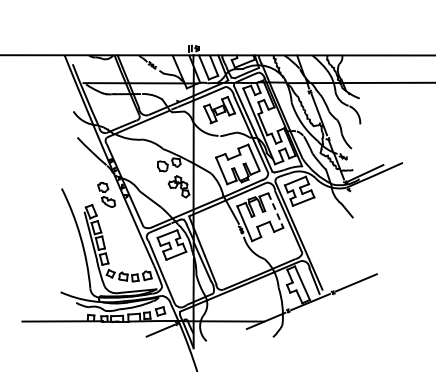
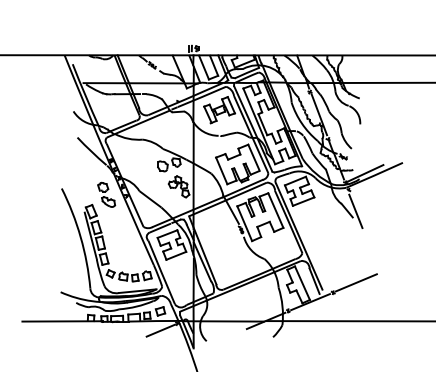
line: dashed -> solid (275, 210)
line: none -> present (355, 211)
line: none -> present (349, 321)
